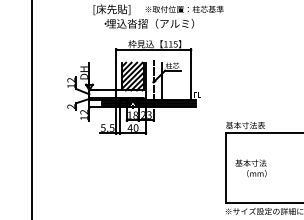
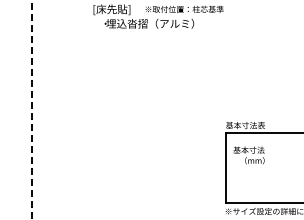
part: present -> none (133, 87)
line: solid -> dashed (31, 110)
text position: (250, 168) -> (248, 155) (248, 155)
